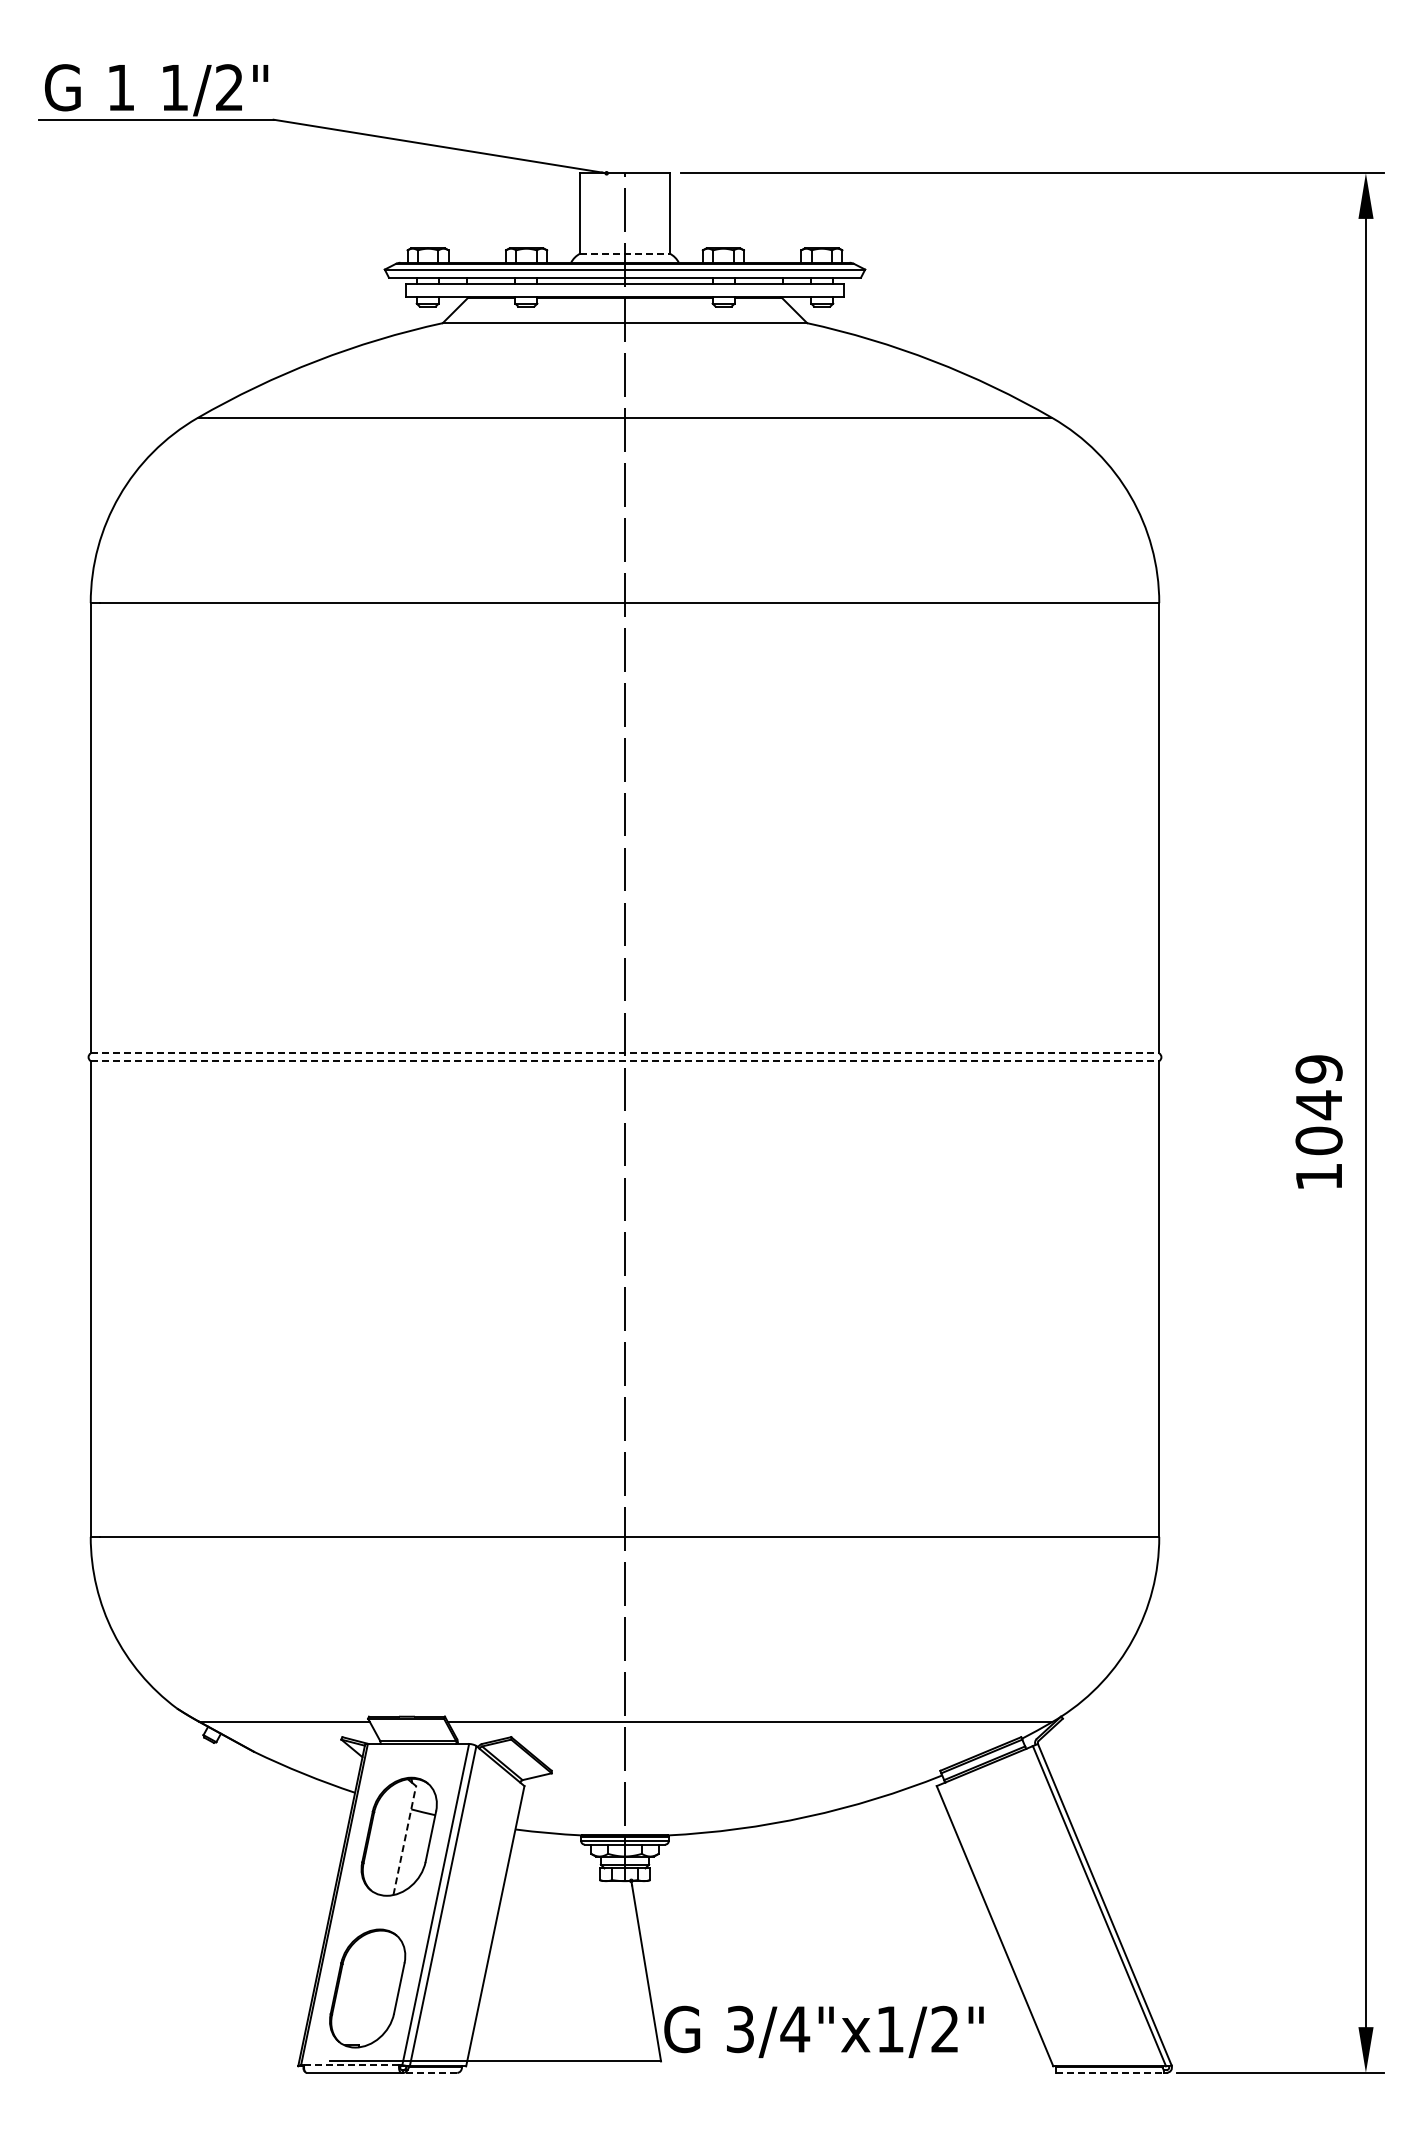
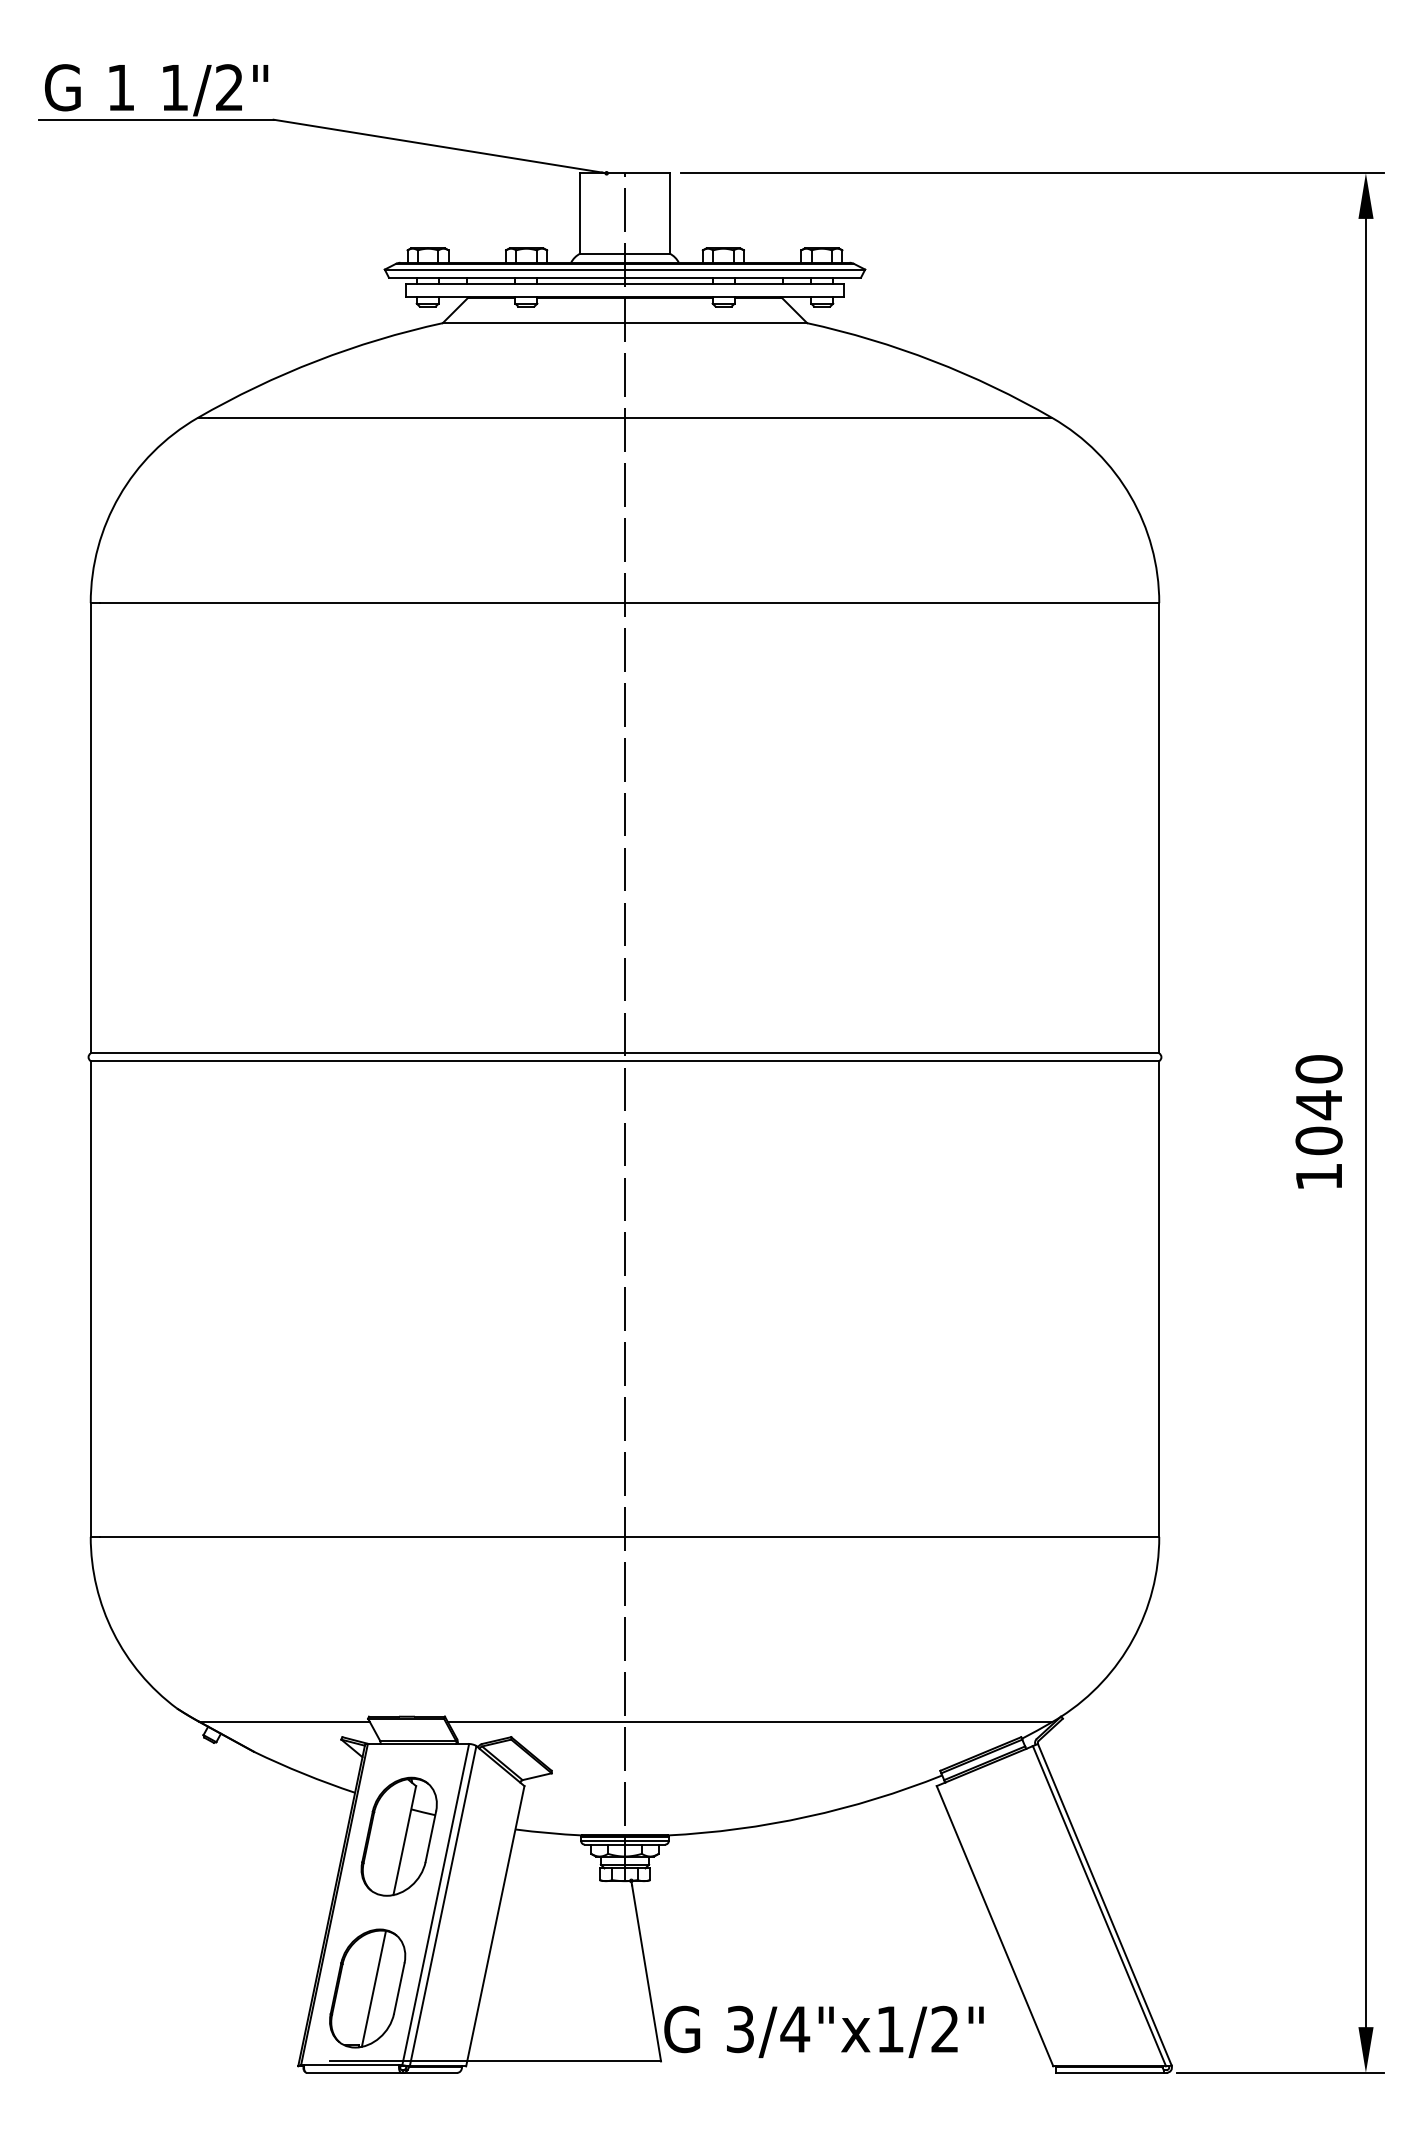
line: dashed -> solid (625, 253)
line: dashed -> solid (625, 1053)
line: dashed -> solid (625, 1061)
text: 1049 -> 1040 (1318, 1069)
line: dashed -> solid (404, 1840)
line: none -> present (373, 1988)
line: dashed -> solid (352, 2065)
line: dashed -> solid (430, 2072)
line: dashed -> solid (1109, 2072)
